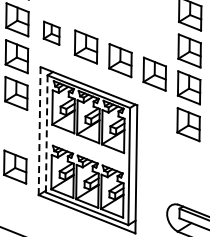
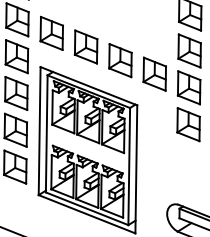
part size: 19x26 px -> 25x36 px (51, 32)
part: none -> present (15, 129)
line: dashed -> solid (39, 131)
line: dashed -> solid (46, 133)
